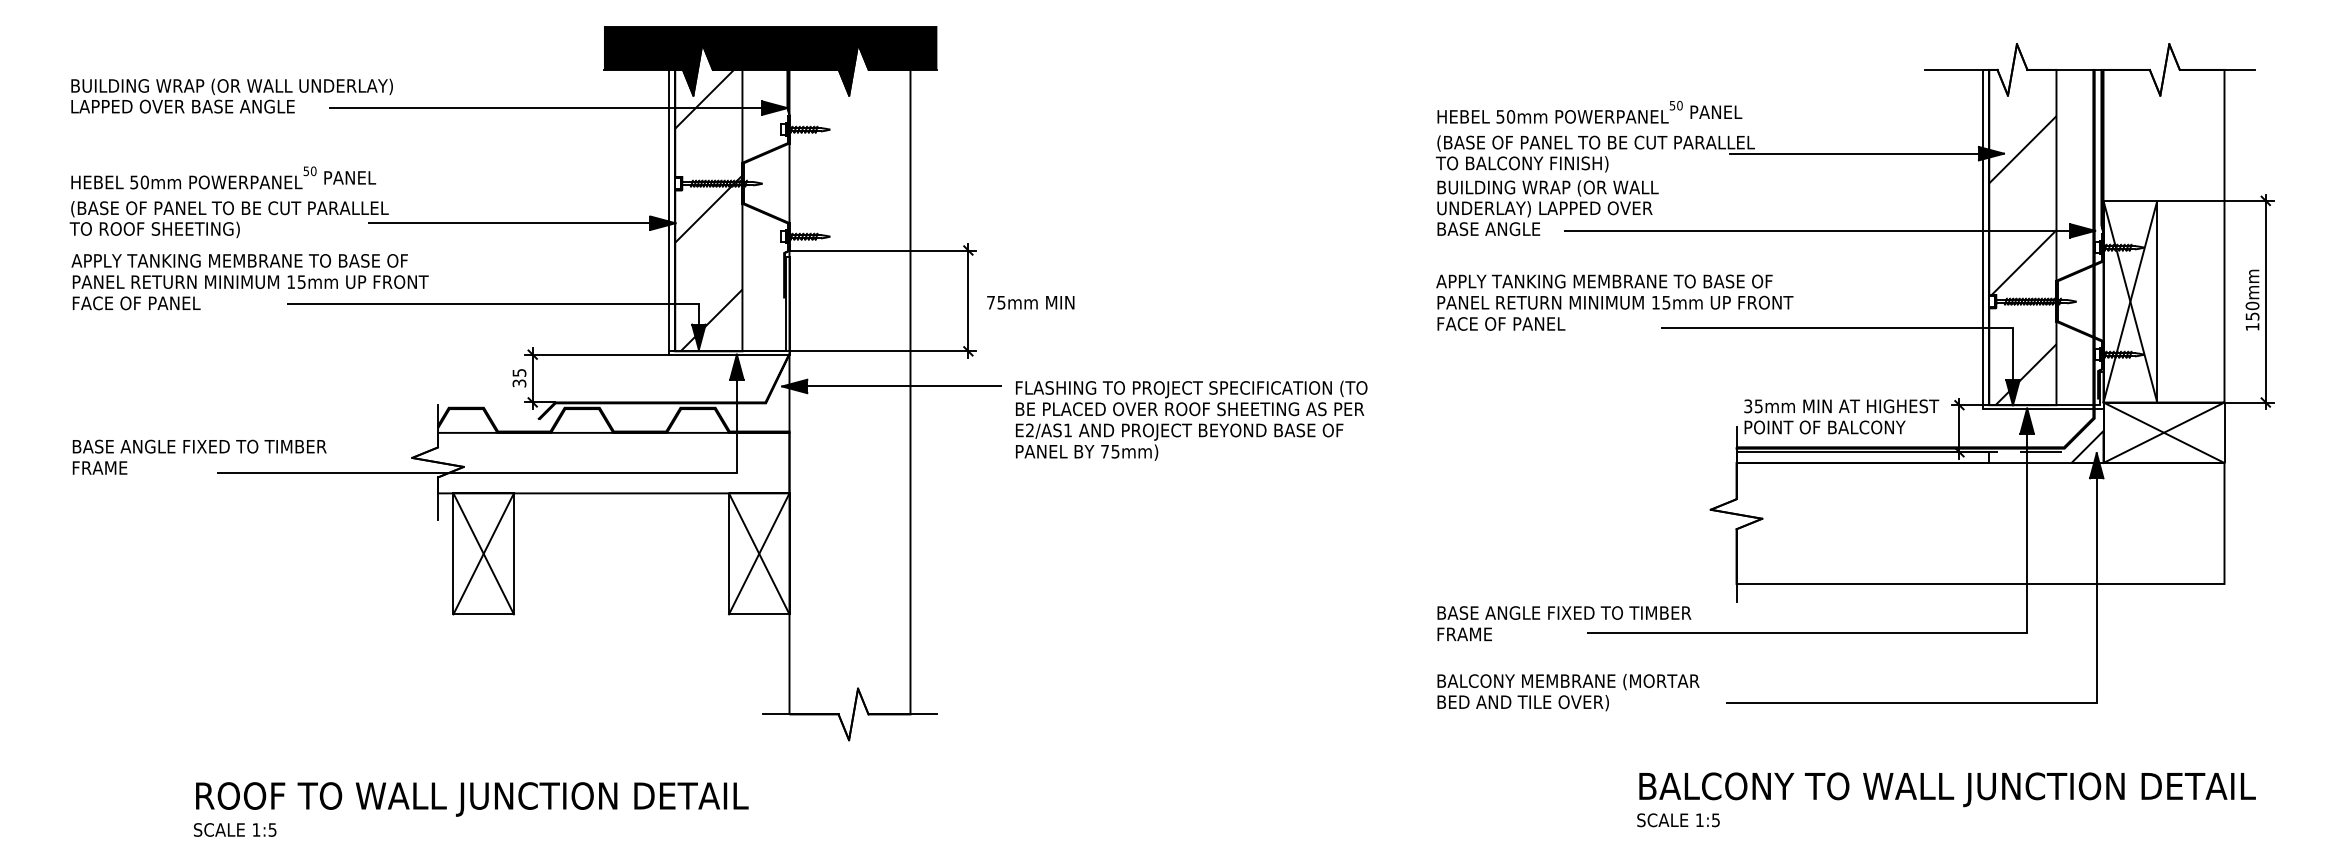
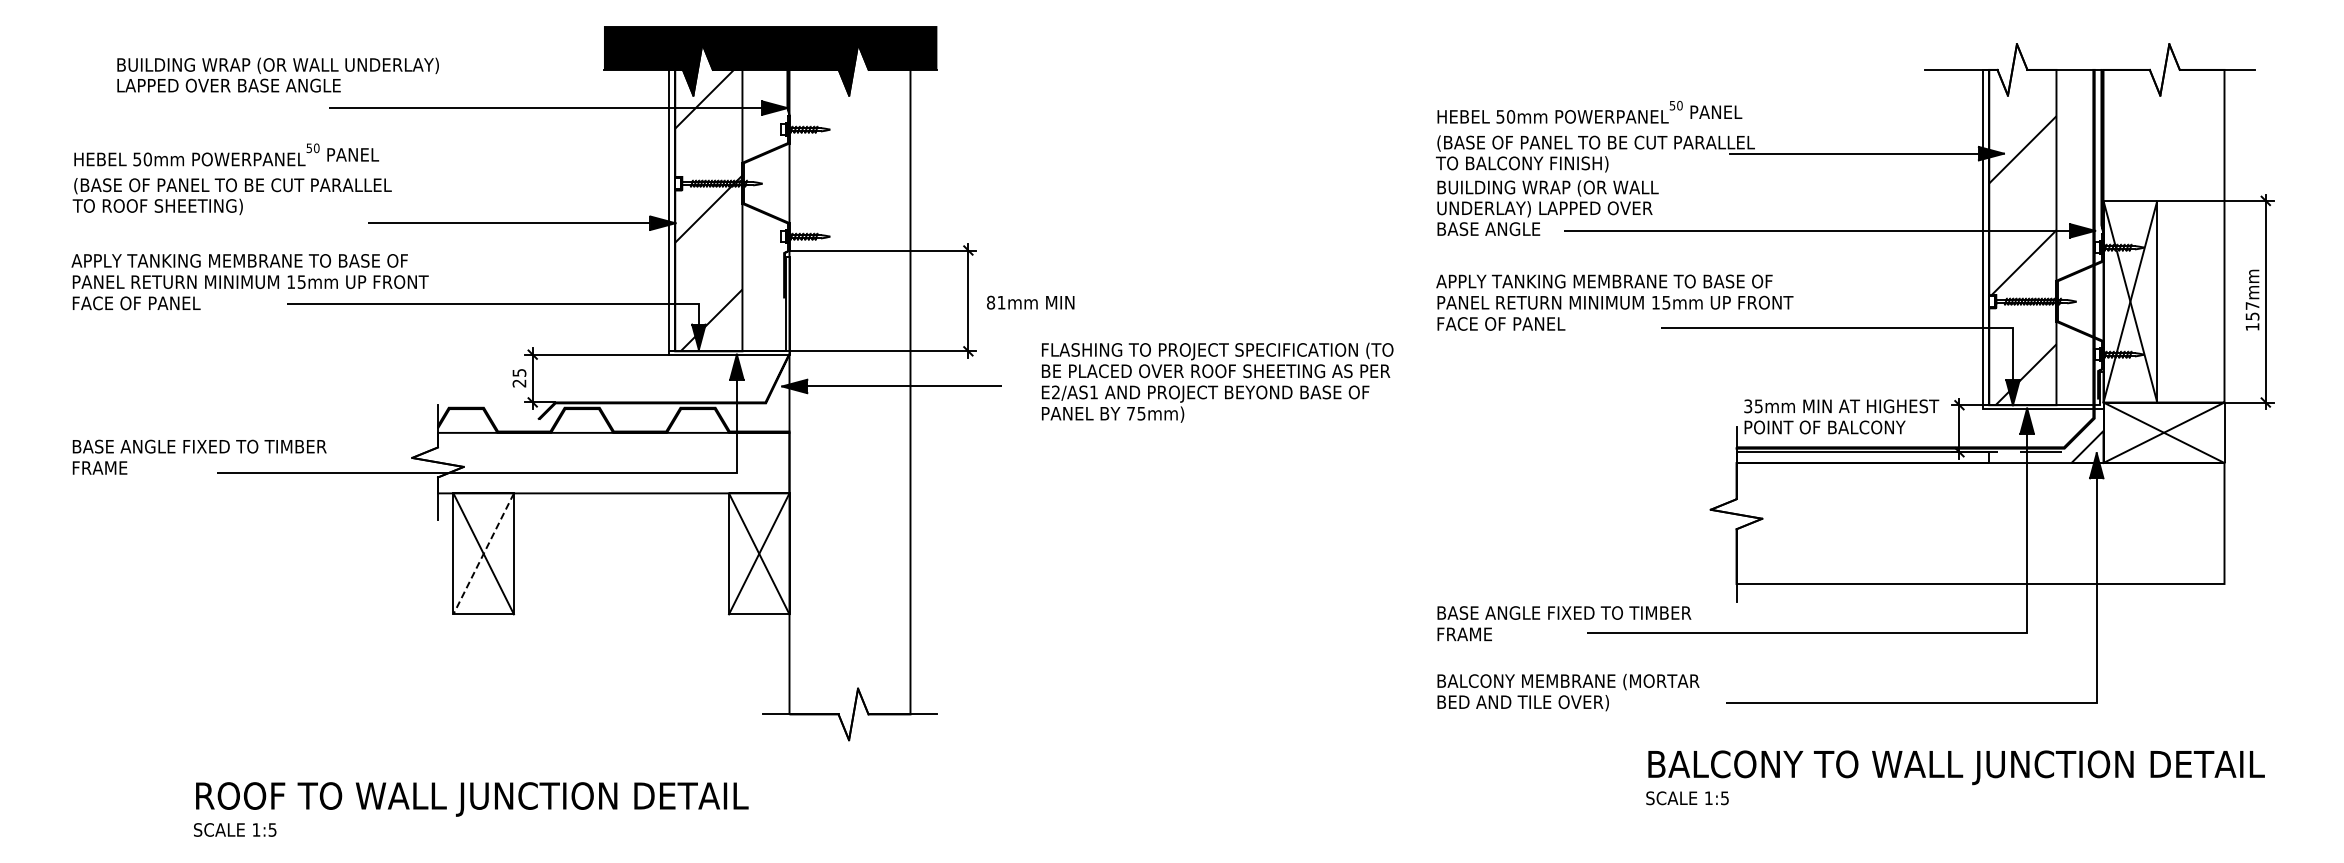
text position: (231, 95) -> (277, 74) (277, 74)
text position: (228, 201) -> (231, 178) (231, 178)
text: 75mm -> 81mm (996, 302)
text: 150mm -> 157mm (2252, 305)
text: 35 -> 25 (519, 383)
text position: (1191, 420) -> (1217, 382) (1217, 382)
line: solid -> dashed (483, 553)
text position: (1946, 799) -> (1955, 777) (1955, 777)
